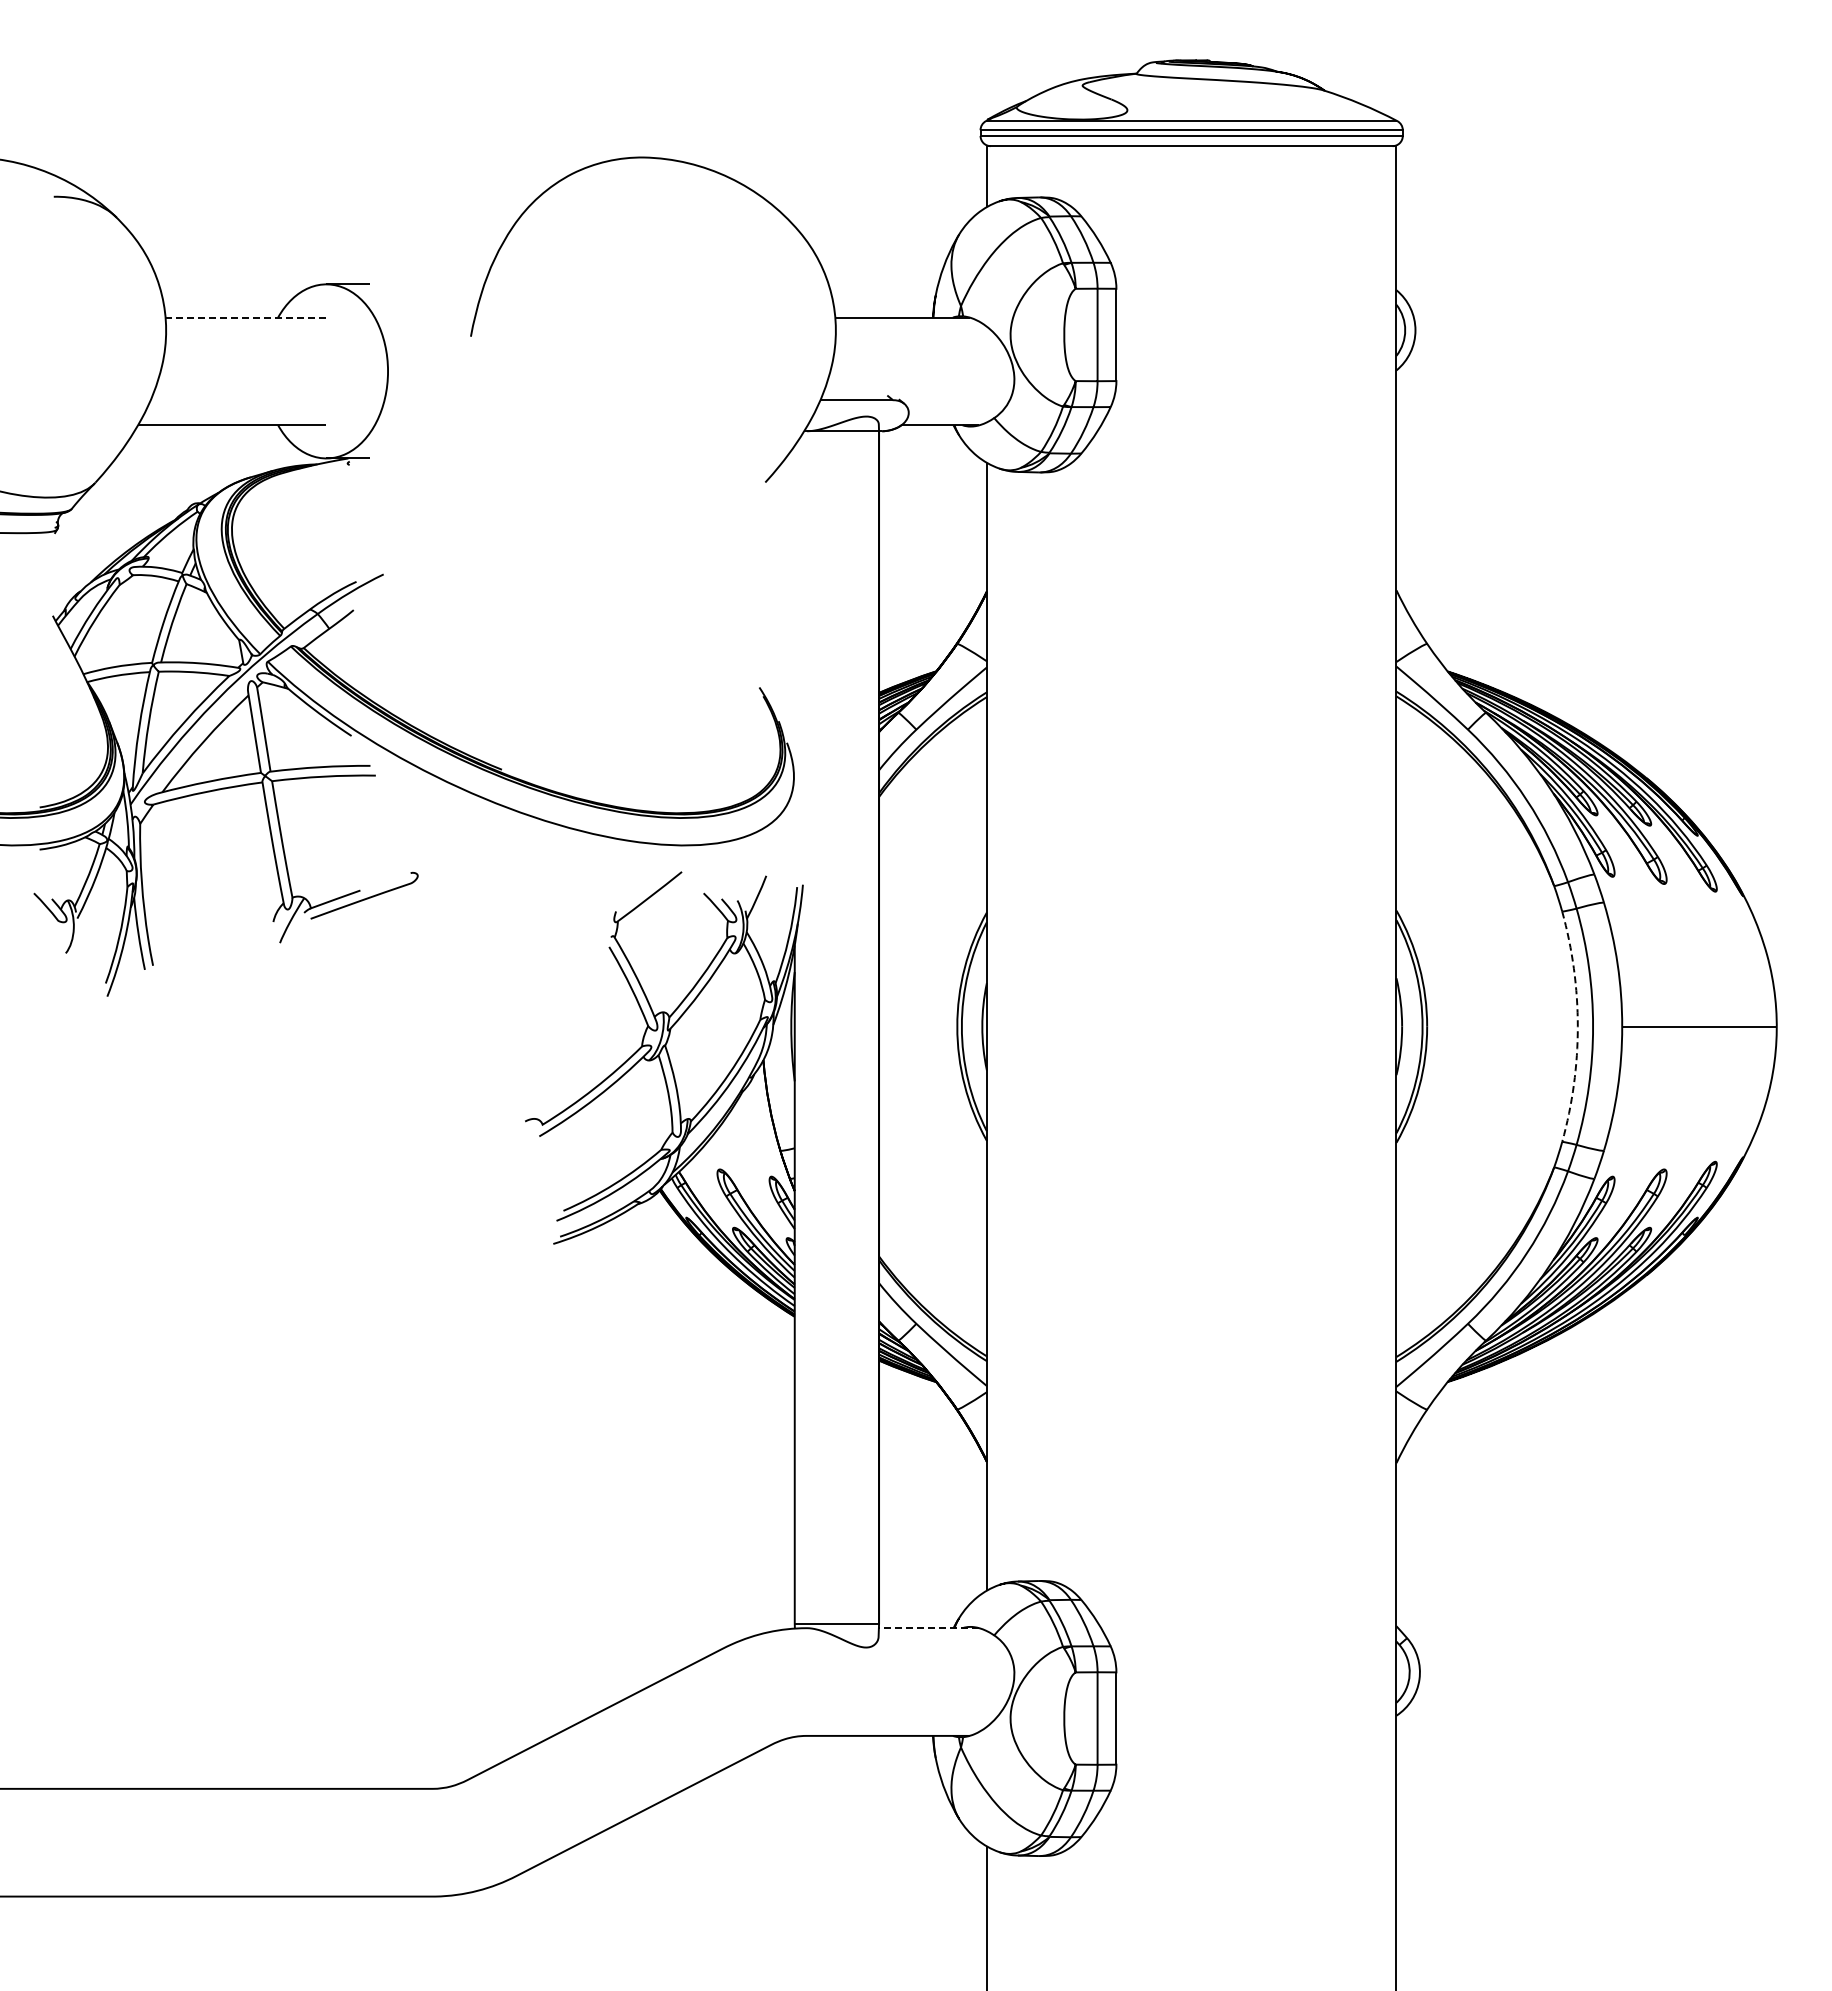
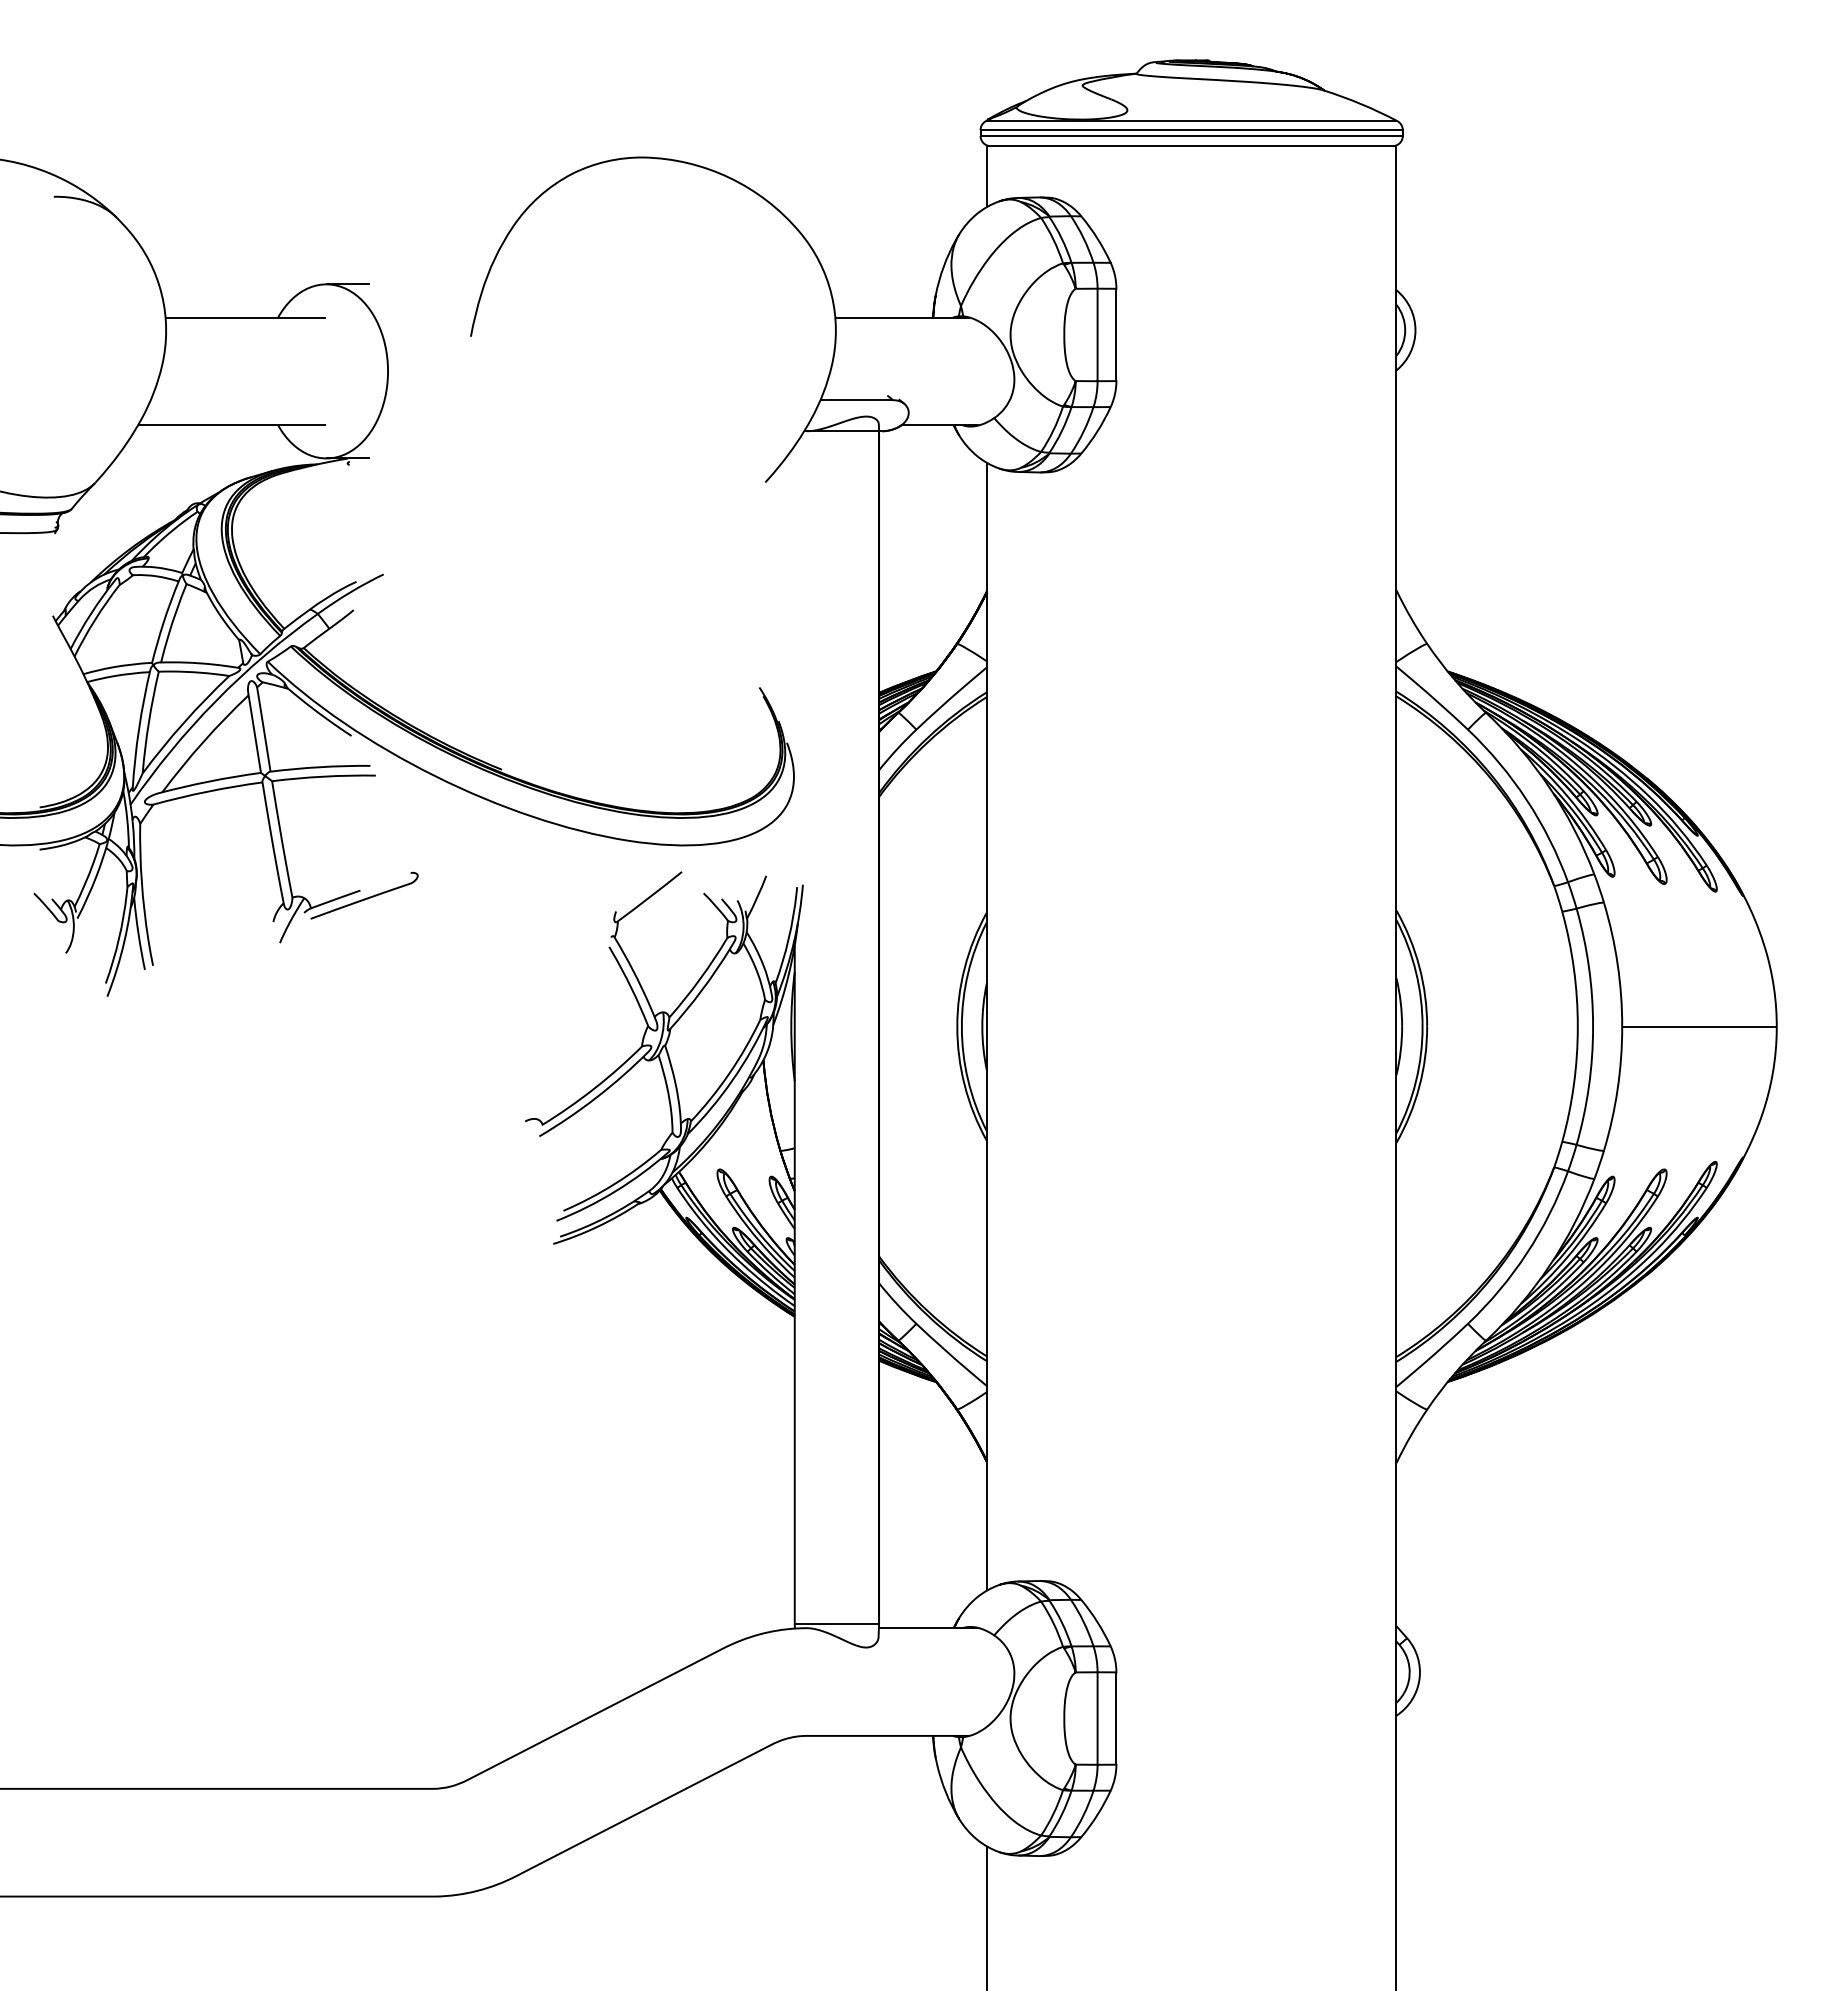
line: dashed -> solid (245, 317)
line: dashed -> solid (1577, 1026)
line: dashed -> solid (928, 1628)
